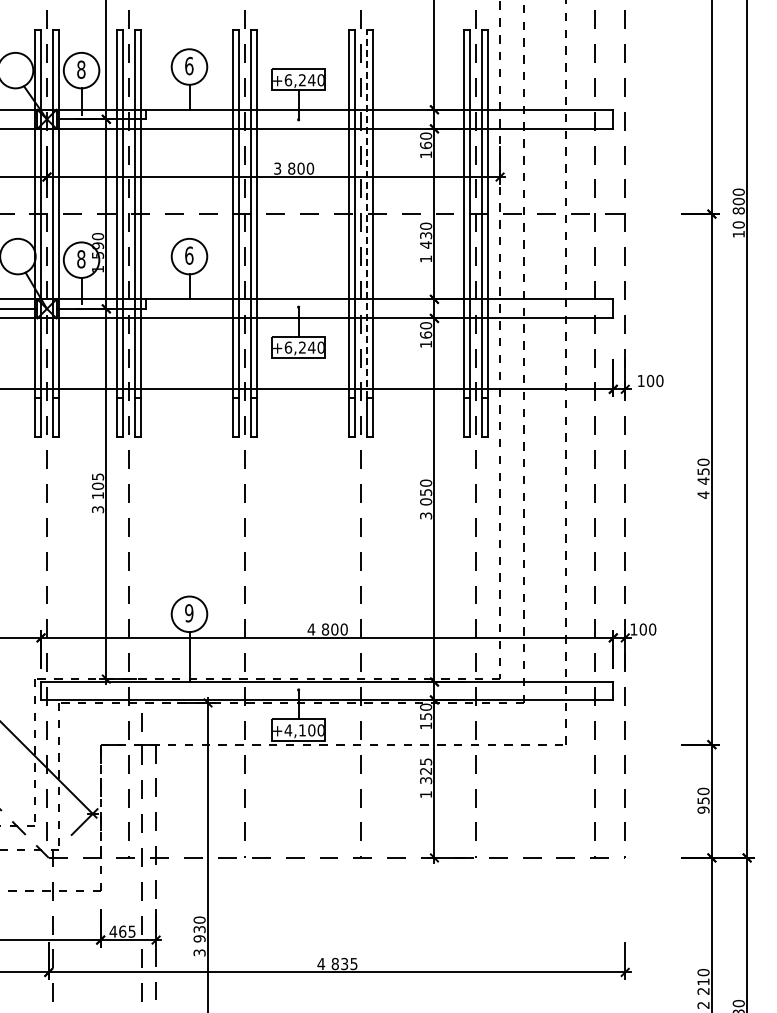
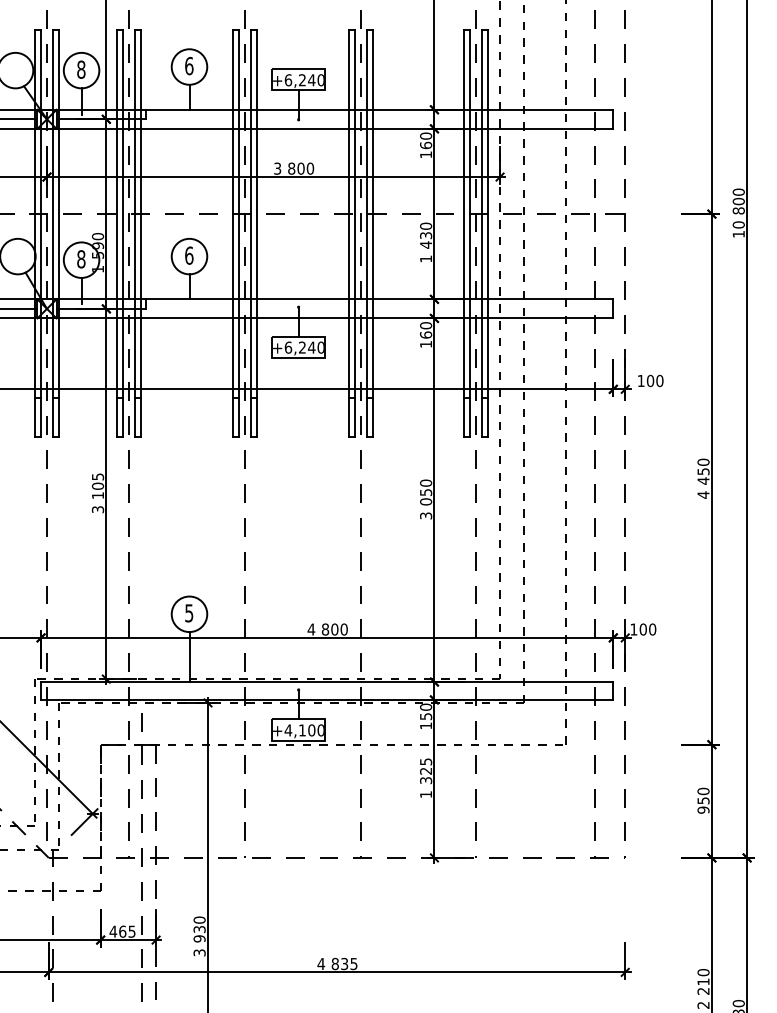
line: none -> present (19, 119)
line: dashed -> solid (366, 214)
text: 9 -> 5 (189, 613)
